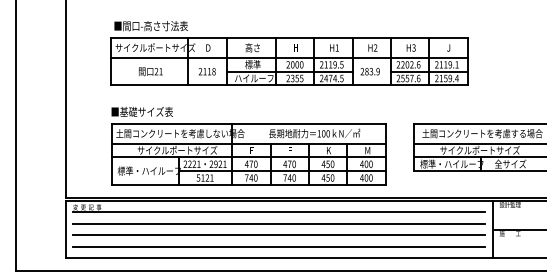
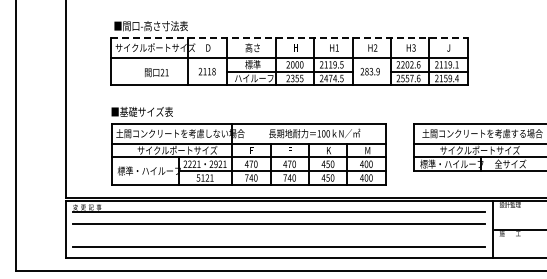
line: solid -> dashed (290, 38)
text position: (150, 71) -> (156, 72) (156, 72)
line: present -> none (278, 235)
